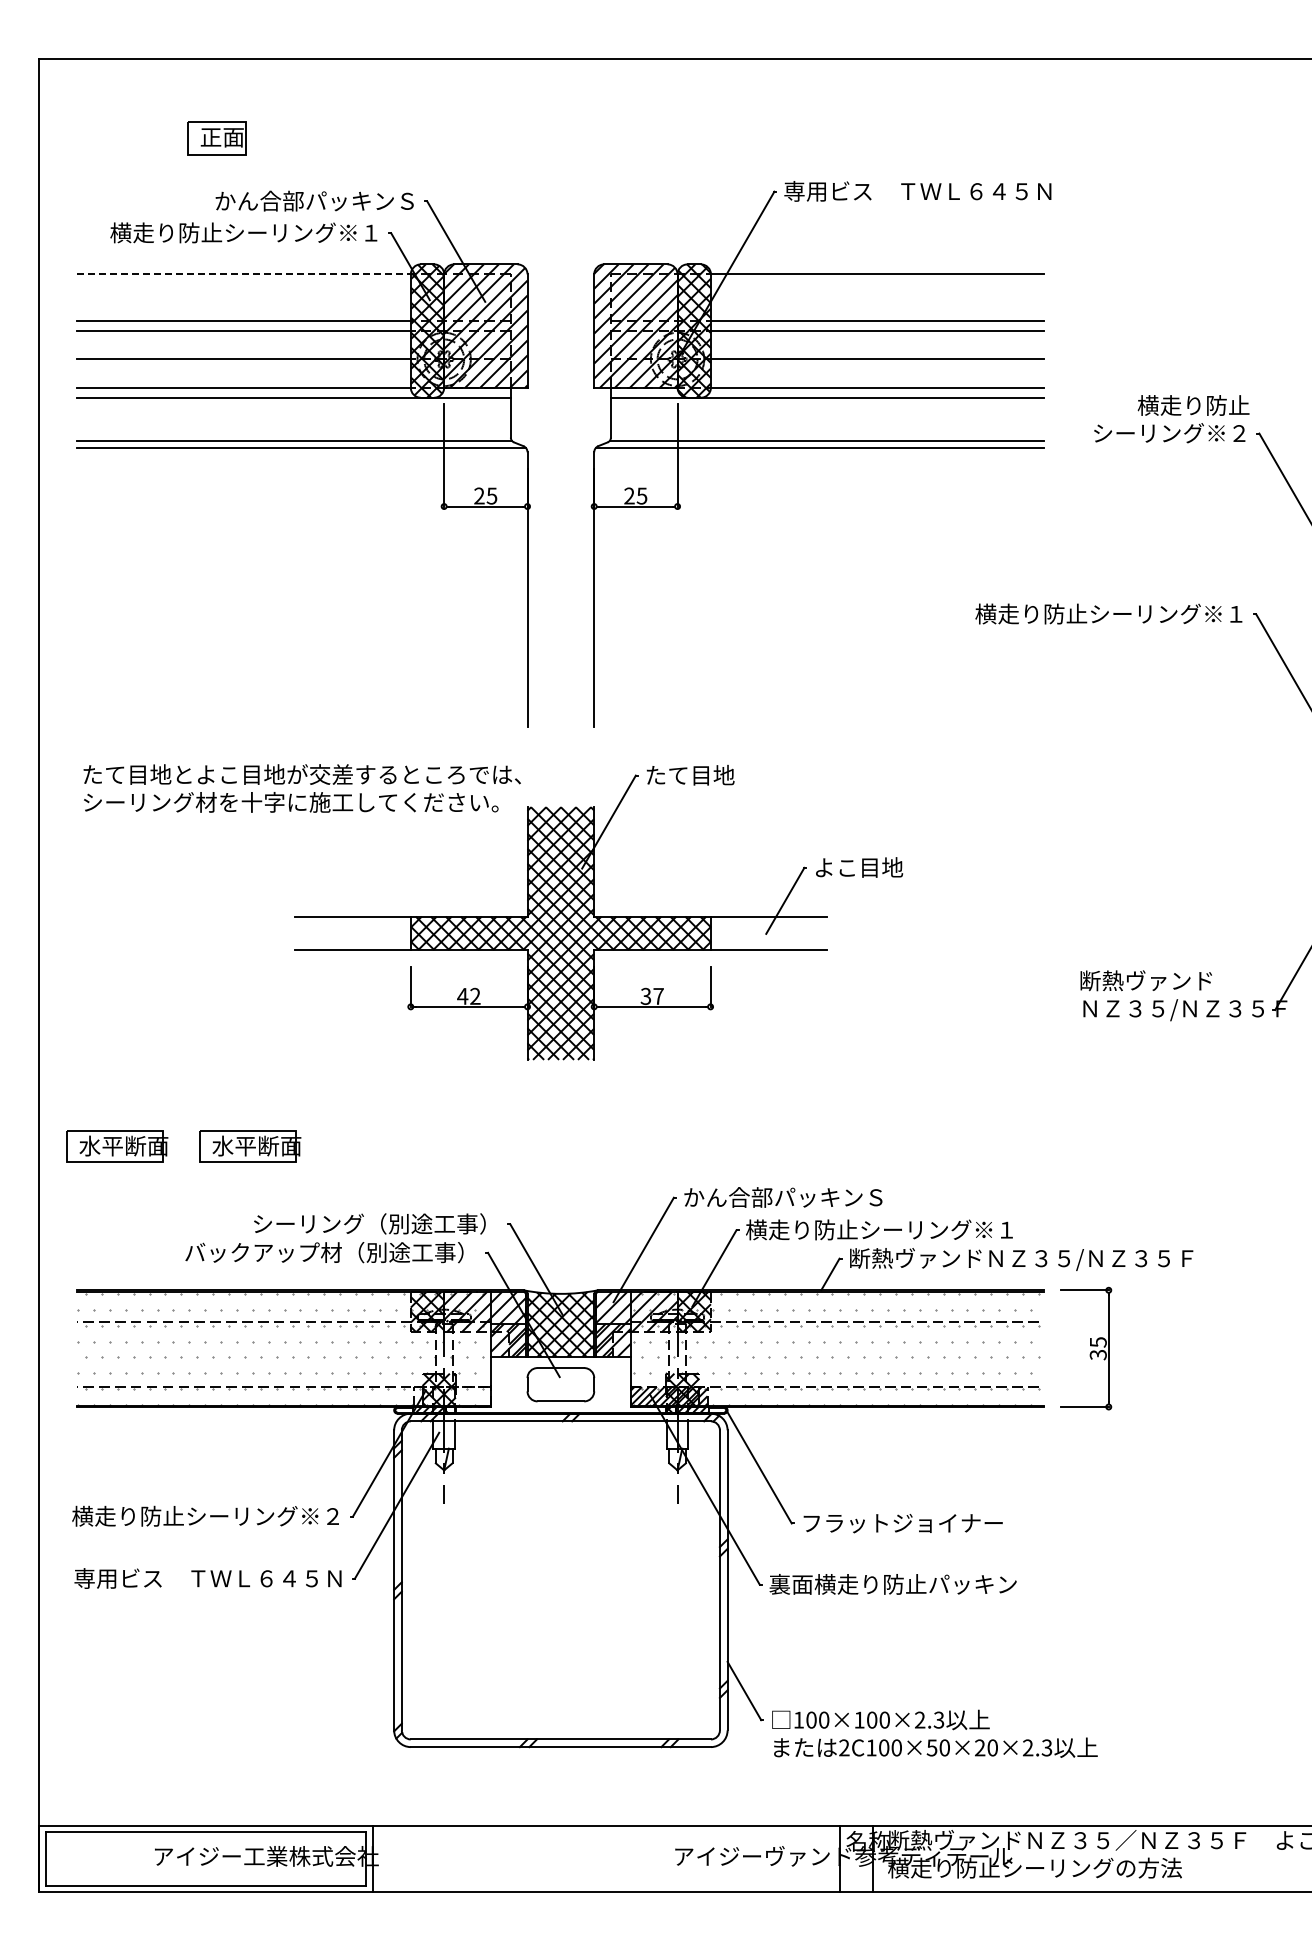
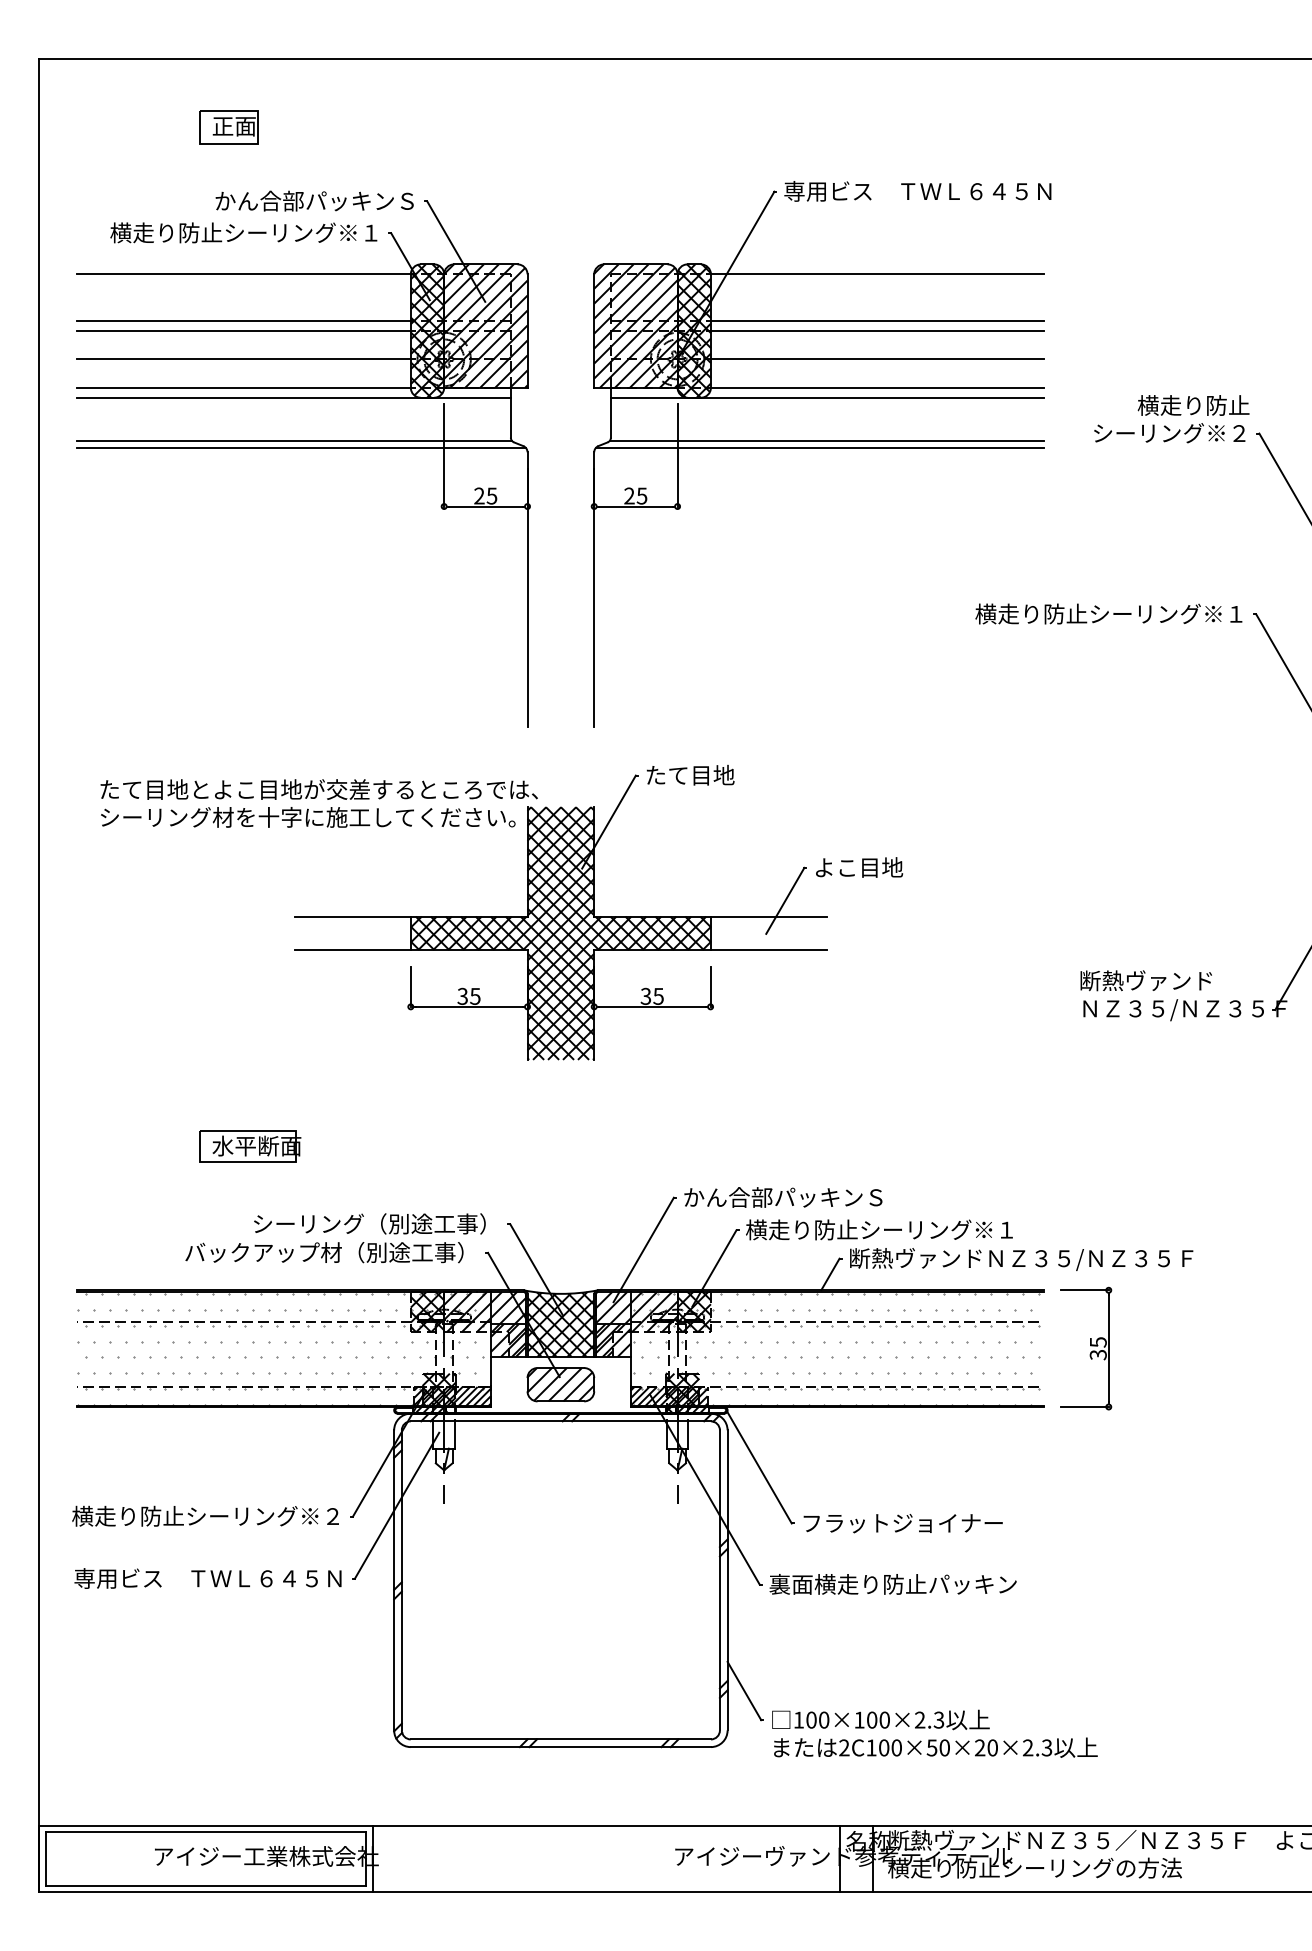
part position: (216, 138) -> (228, 127) (228, 127)
line: dashed -> solid (244, 274)
text position: (301, 788) -> (318, 803) (318, 803)
text: 42 -> 35 (468, 995)
text: 37 -> 35 (658, 996)
part: present -> none (117, 1146)
hatch: none -> present (560, 1384)
hatch: none -> present (452, 1396)
